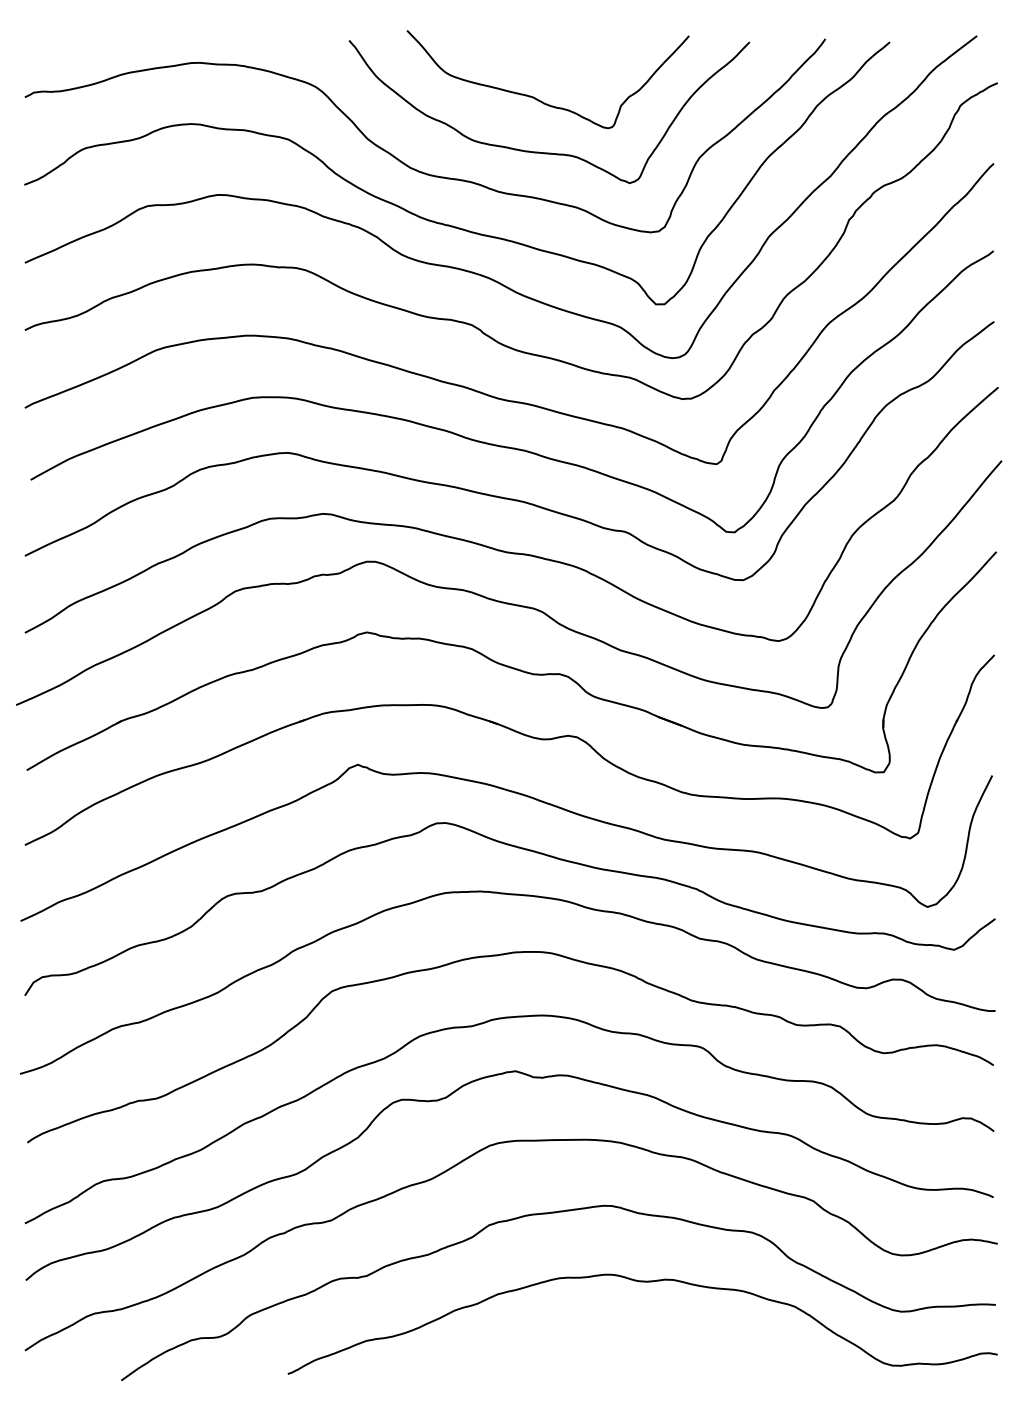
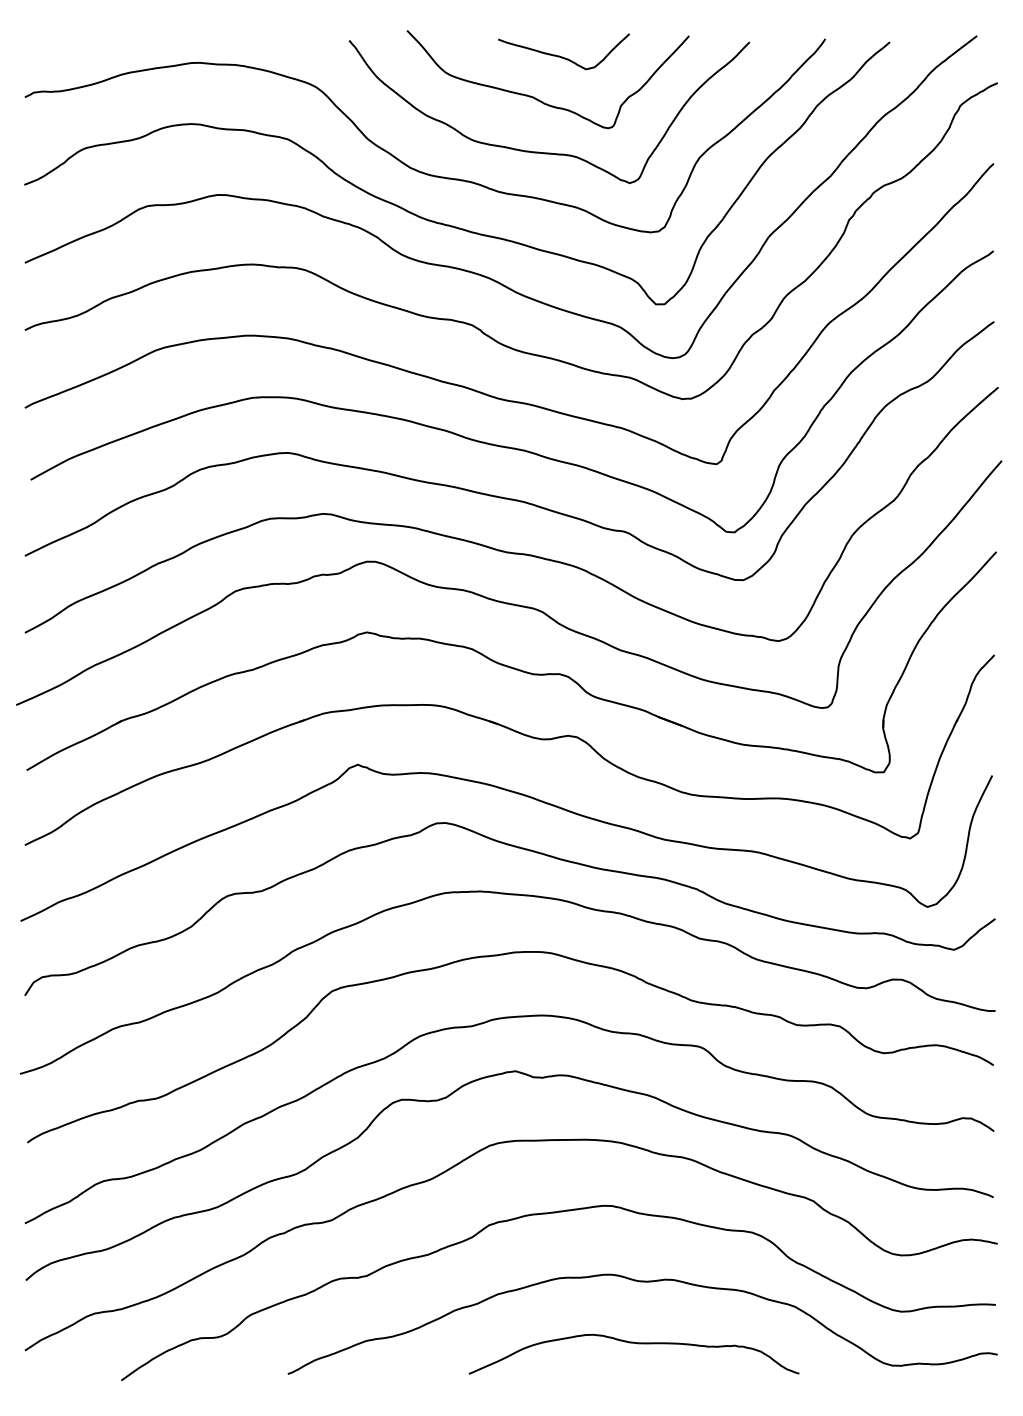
curve: none -> present (562, 56)
curve: none -> present (637, 1344)
